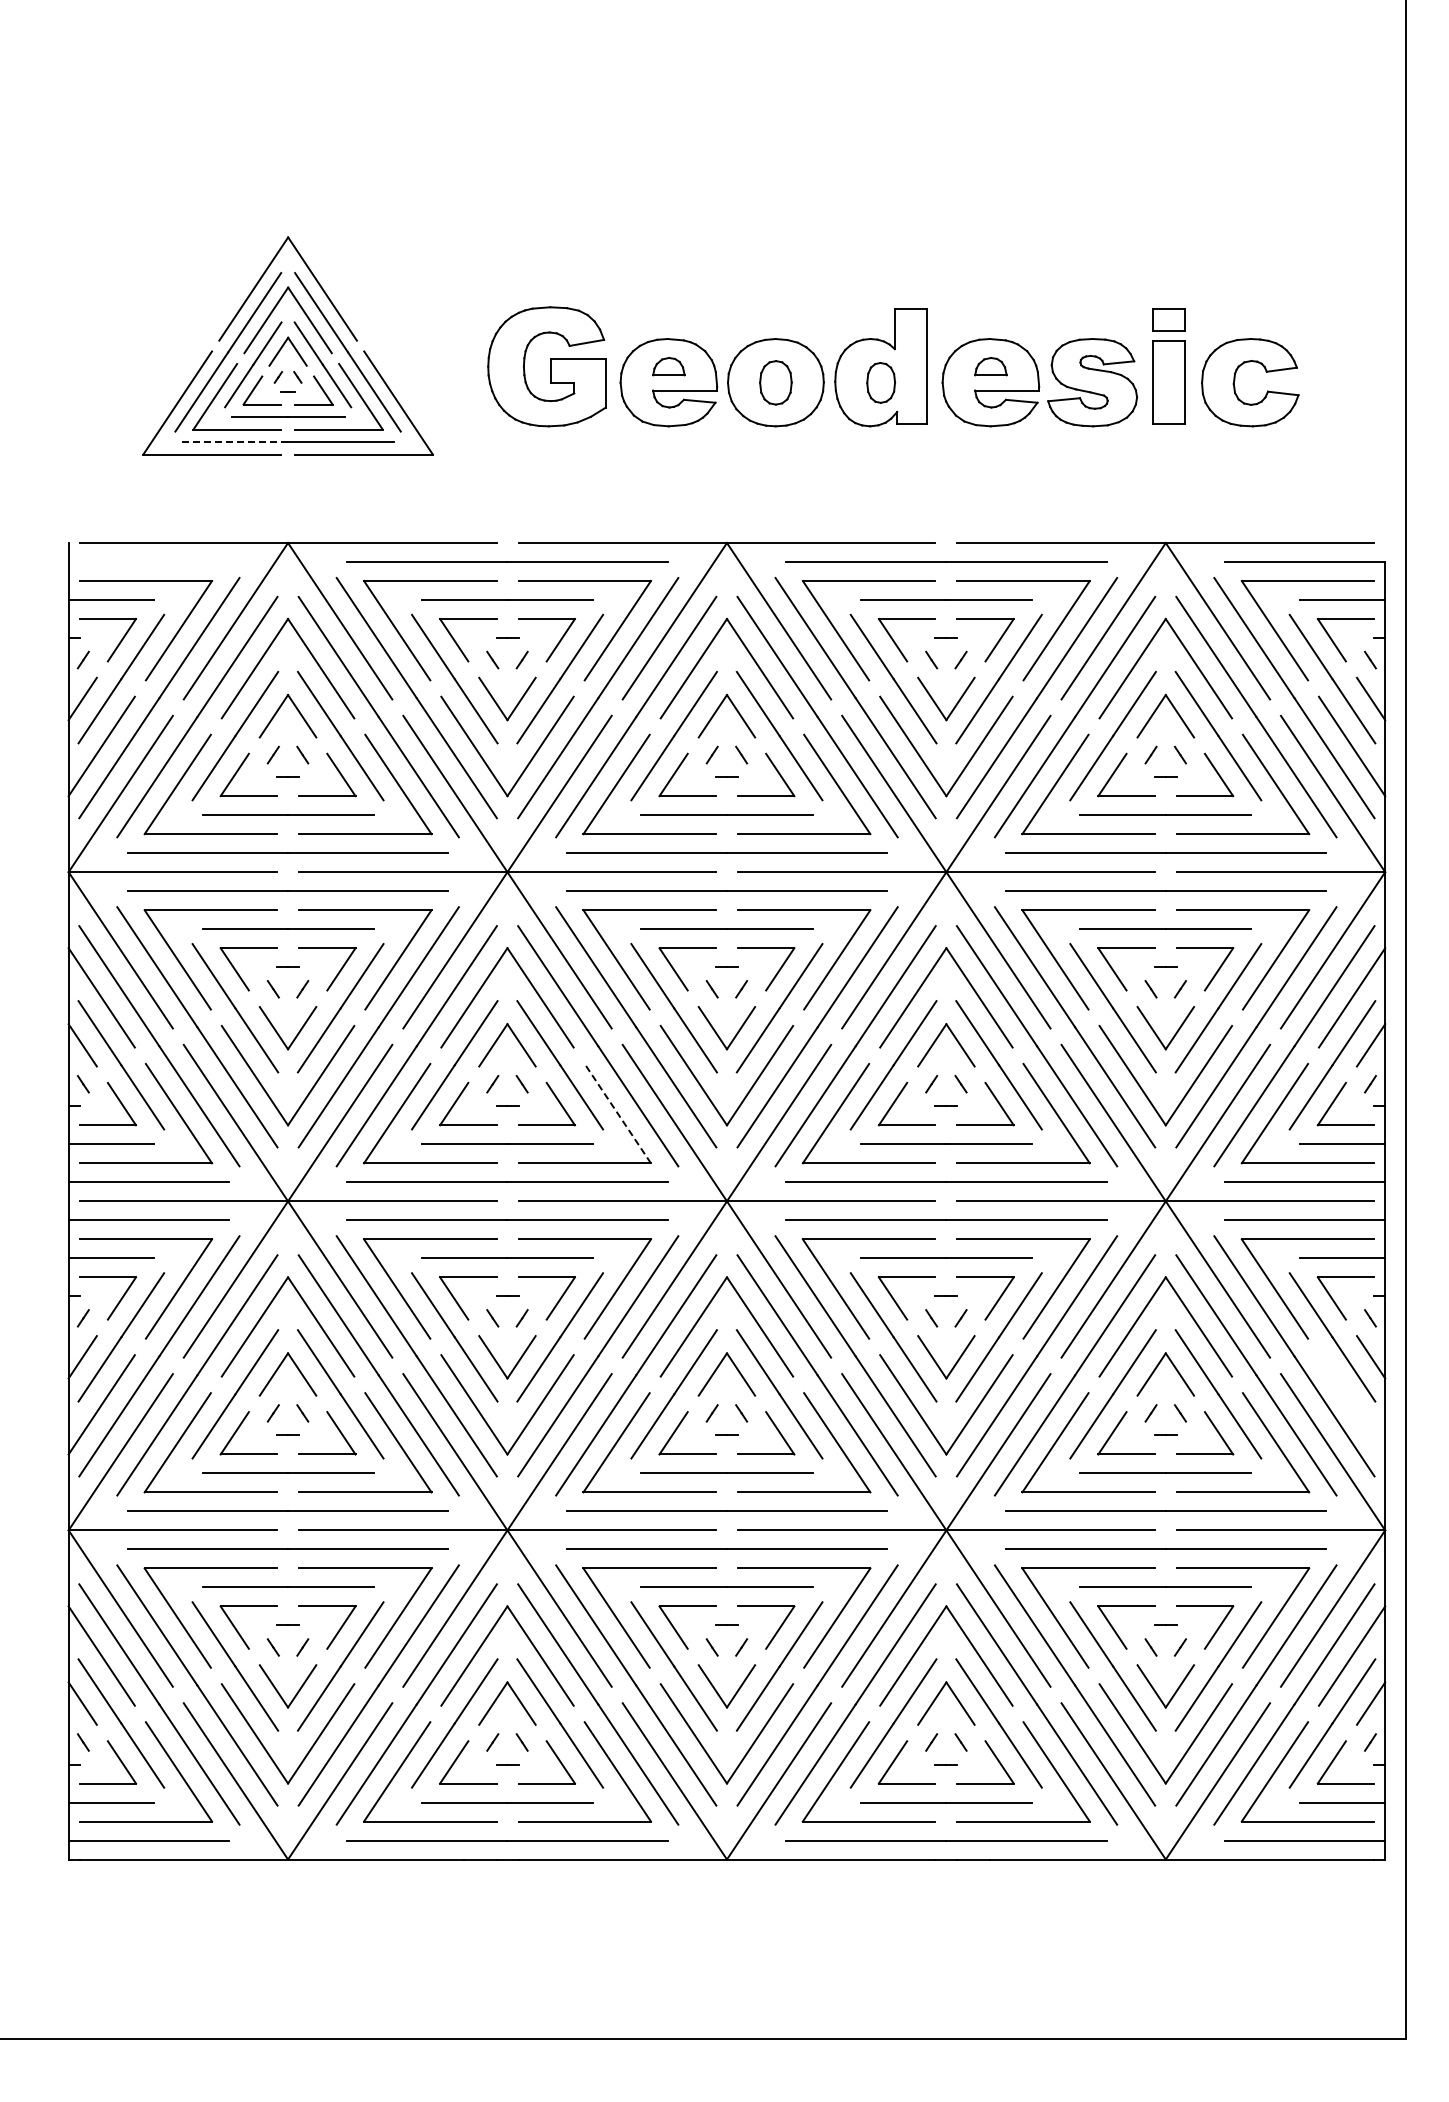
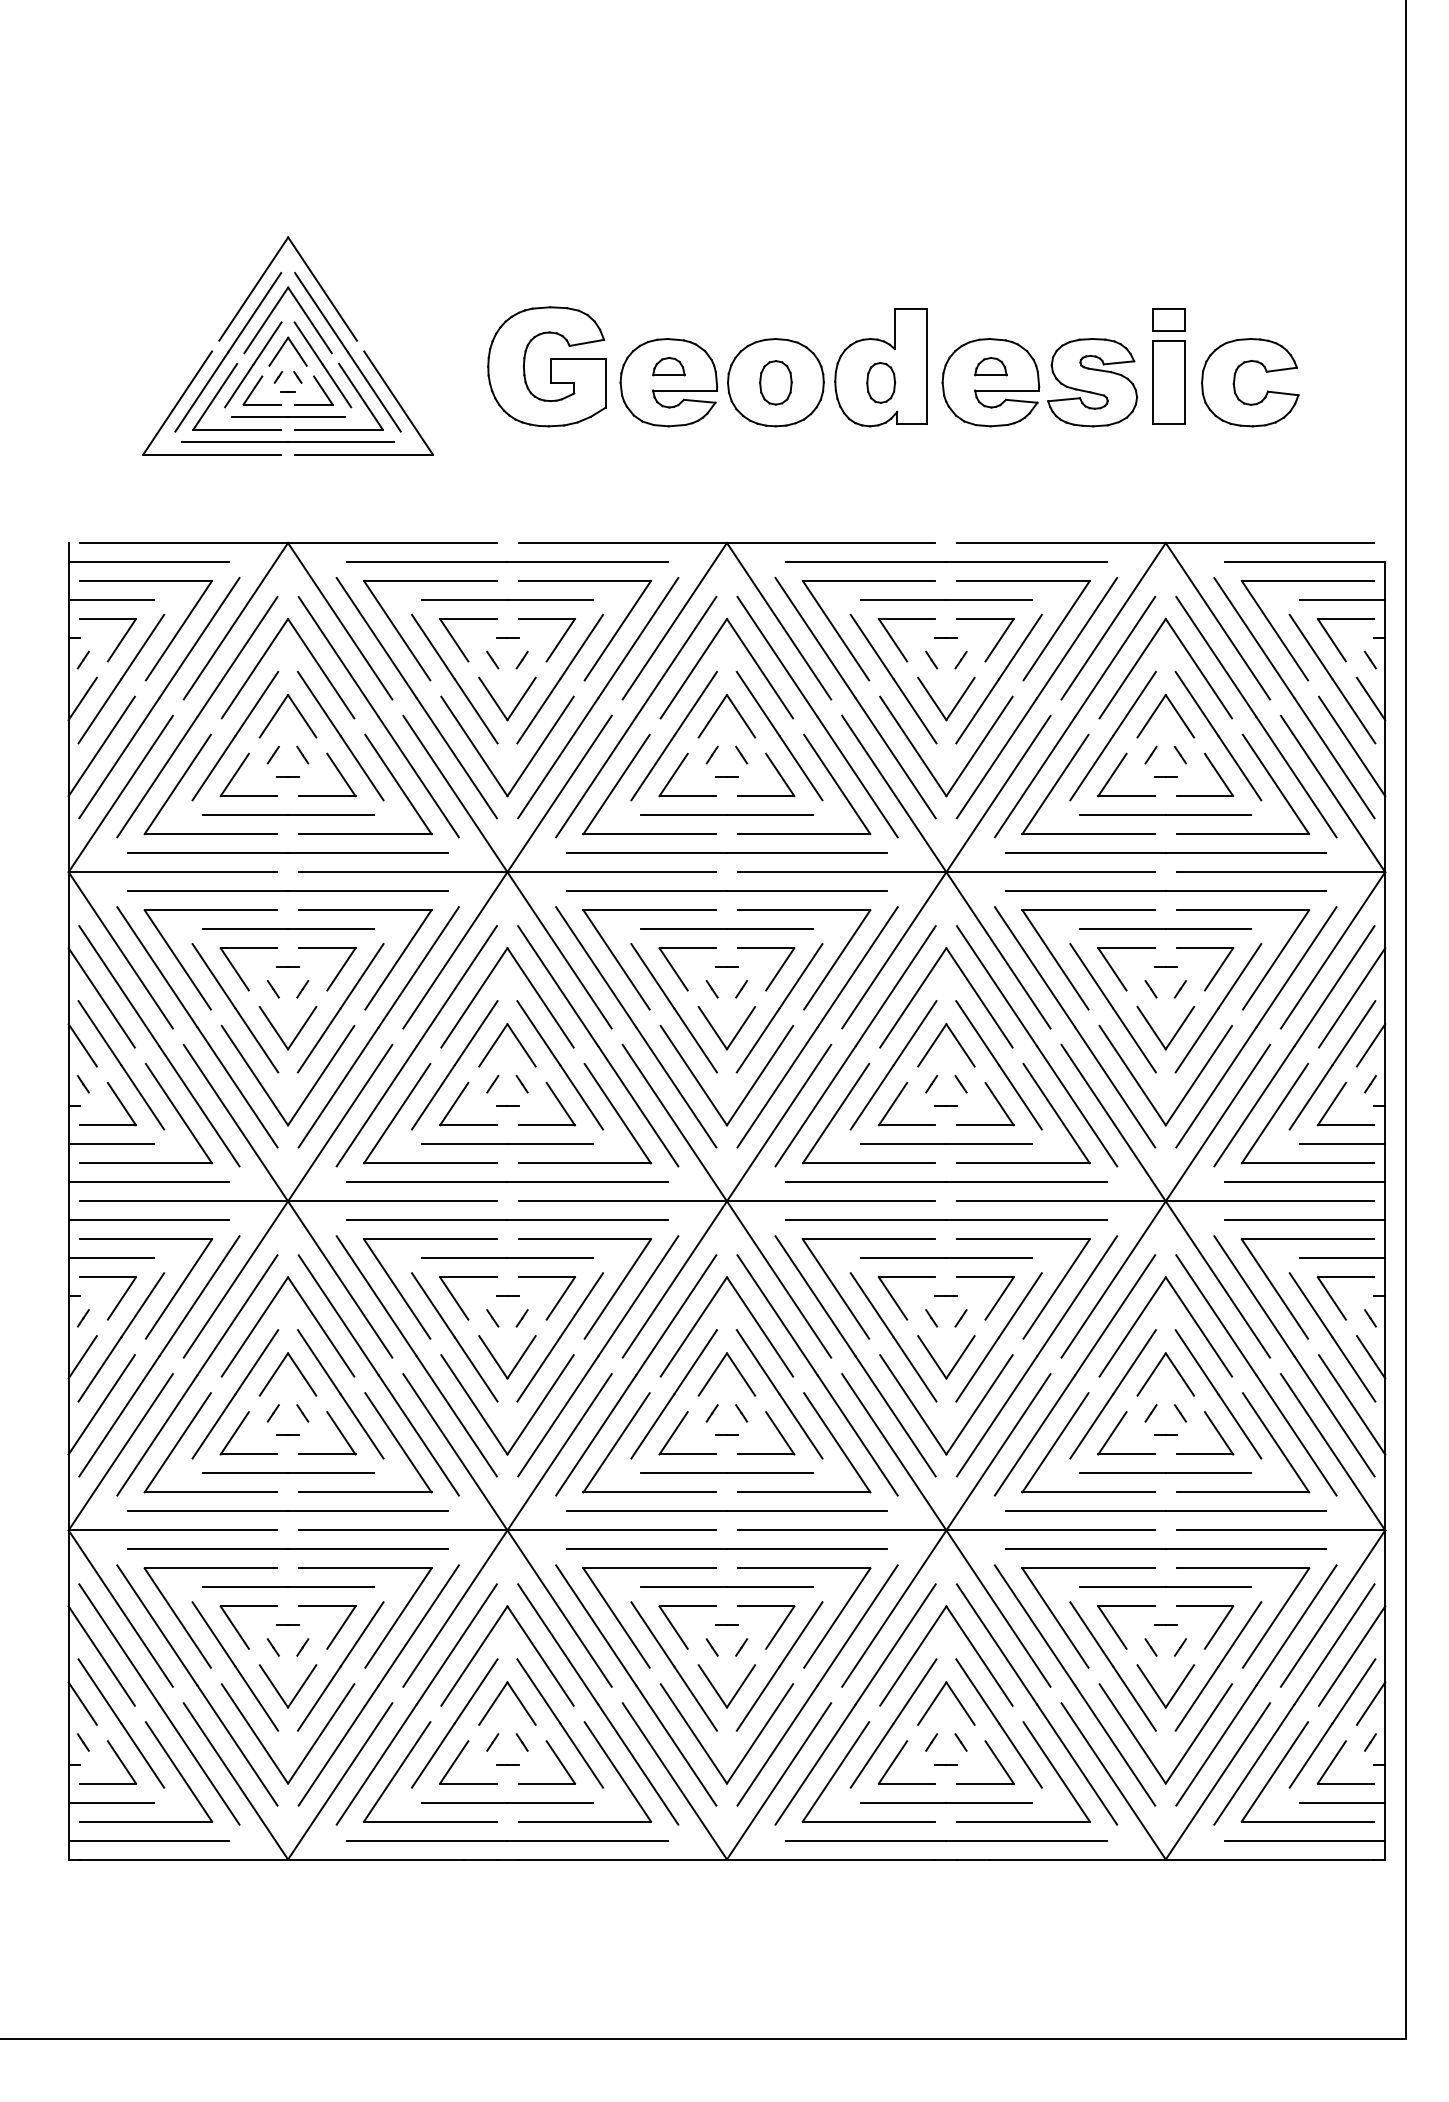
line: dashed -> solid (235, 442)
line: none -> present (148, 562)
line: dashed -> solid (617, 1113)
line: none -> present (1351, 1404)
